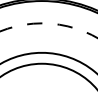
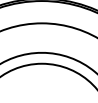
arc: dashed -> solid (50, 23)
